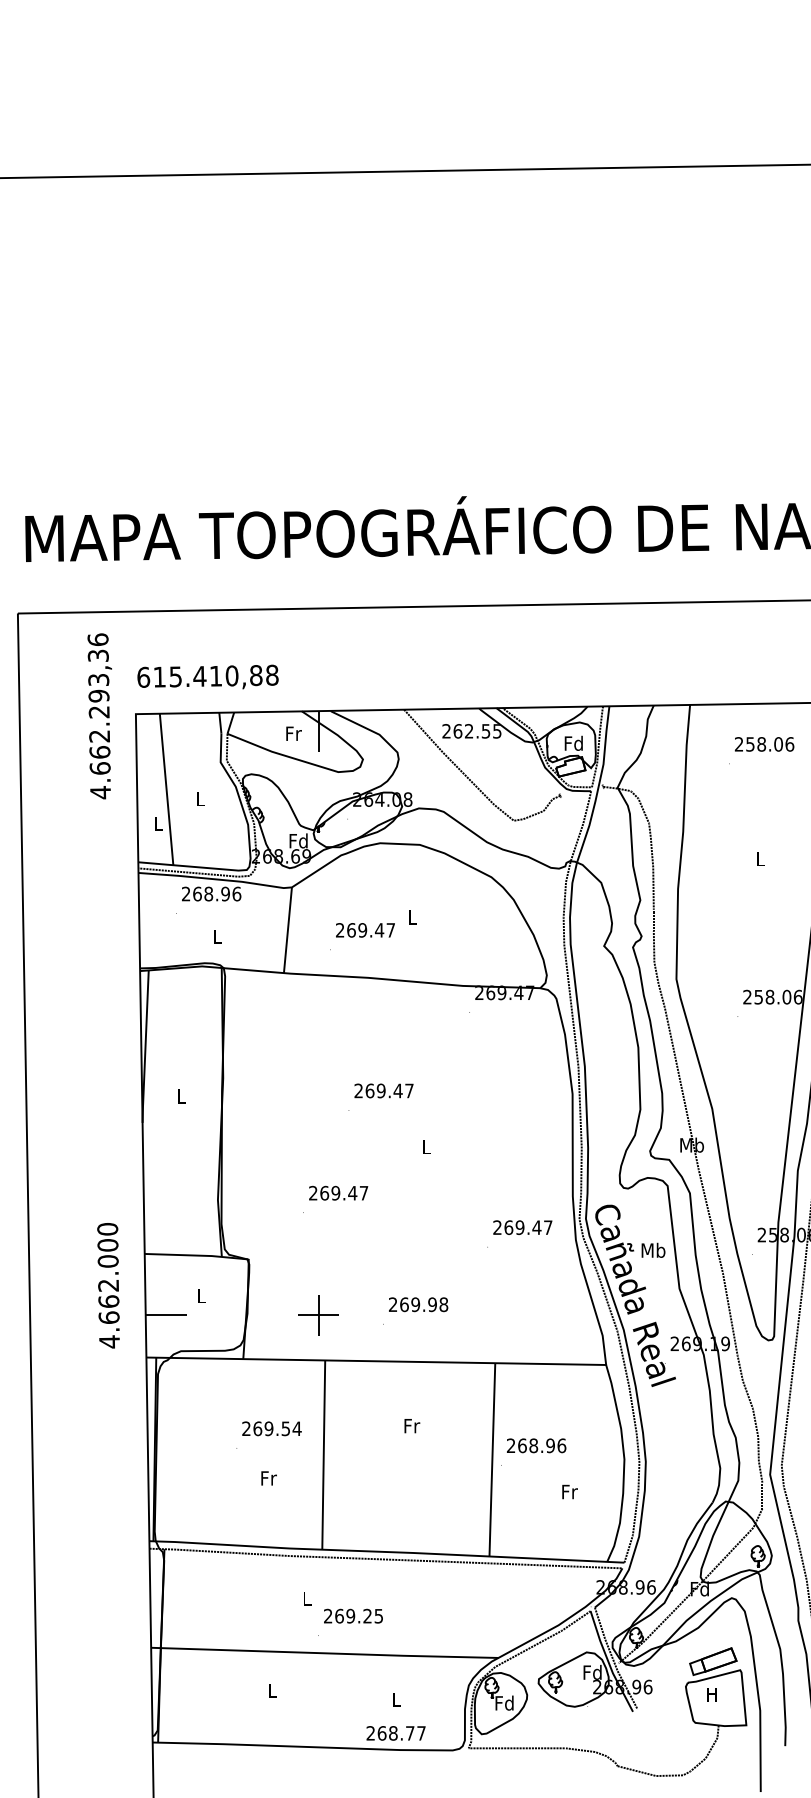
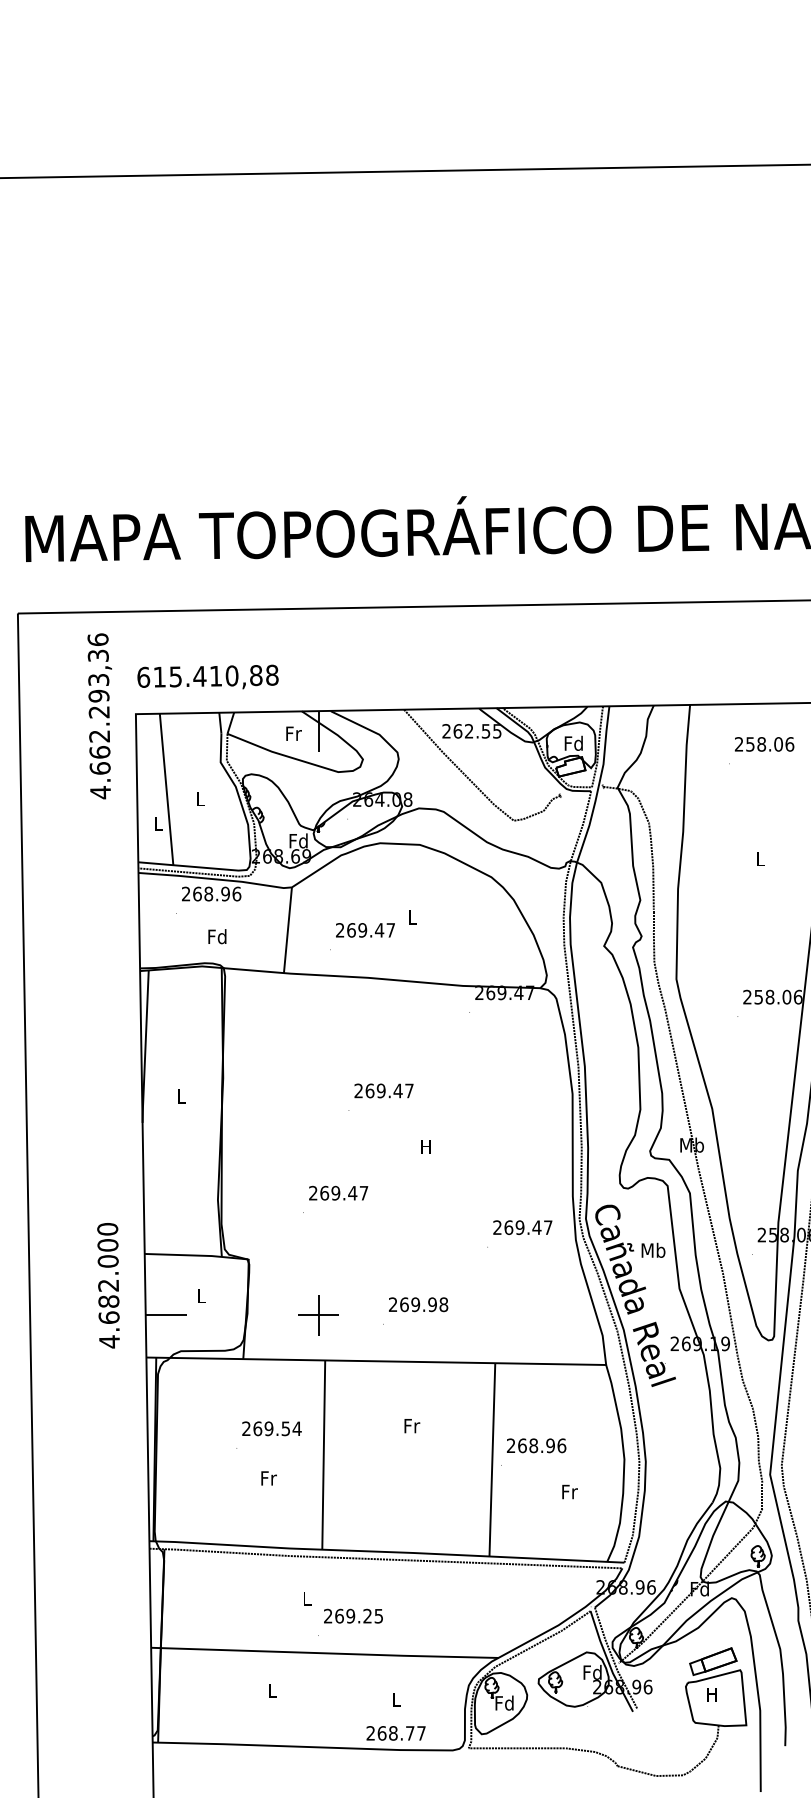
text: L -> Fd (217, 936)
text: L -> H (425, 1146)
text: 4.662.000 -> 4.682.000 (108, 1301)
